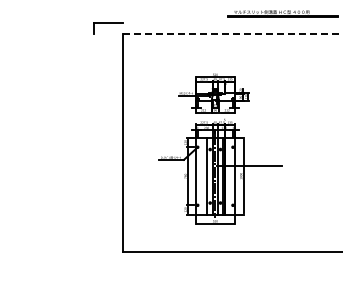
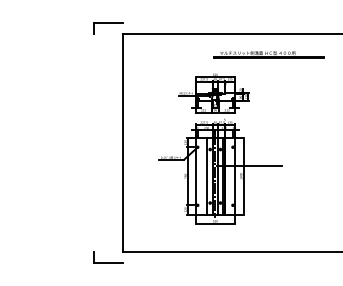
part position: (282, 13) -> (268, 54) (268, 54)
line: dashed -> solid (232, 34)
part: none -> present (108, 257)
